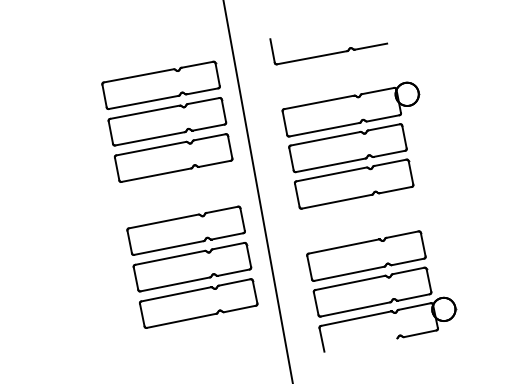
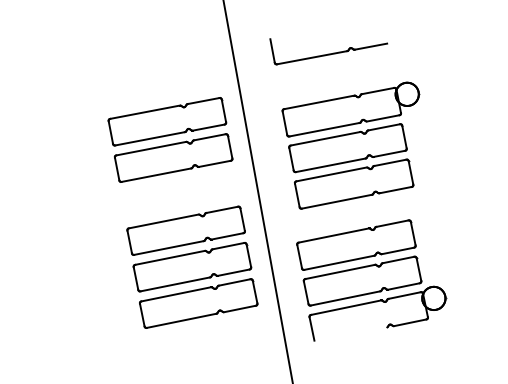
part: present -> none (160, 84)
part position: (381, 291) -> (371, 280) (371, 280)
